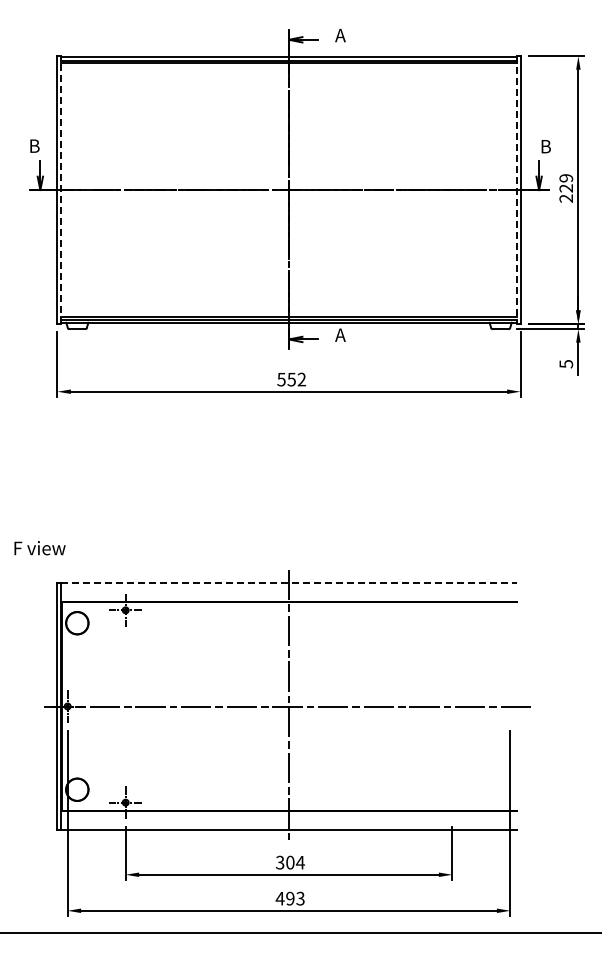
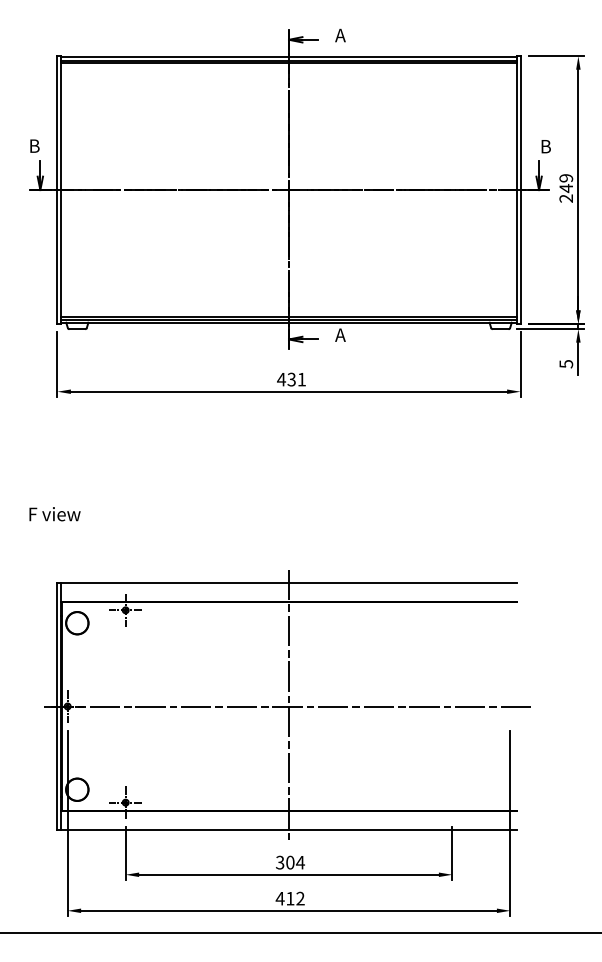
text: 229 -> 249 (565, 188)
line: dashed -> solid (61, 190)
line: dashed -> solid (516, 190)
text: 552 -> 431 (291, 379)
text position: (39, 548) -> (54, 514) (54, 514)
line: dashed -> solid (289, 583)
text: 493 -> 412 (295, 898)
